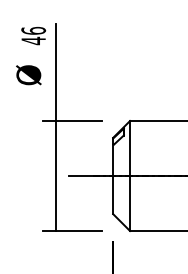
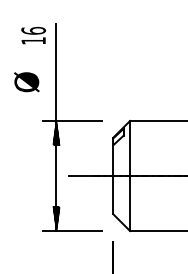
text: 46 -> 16 (33, 40)
text position: (28, 75) -> (26, 82) (26, 82)
hatch: none -> present (56, 133)
hatch: none -> present (56, 218)
